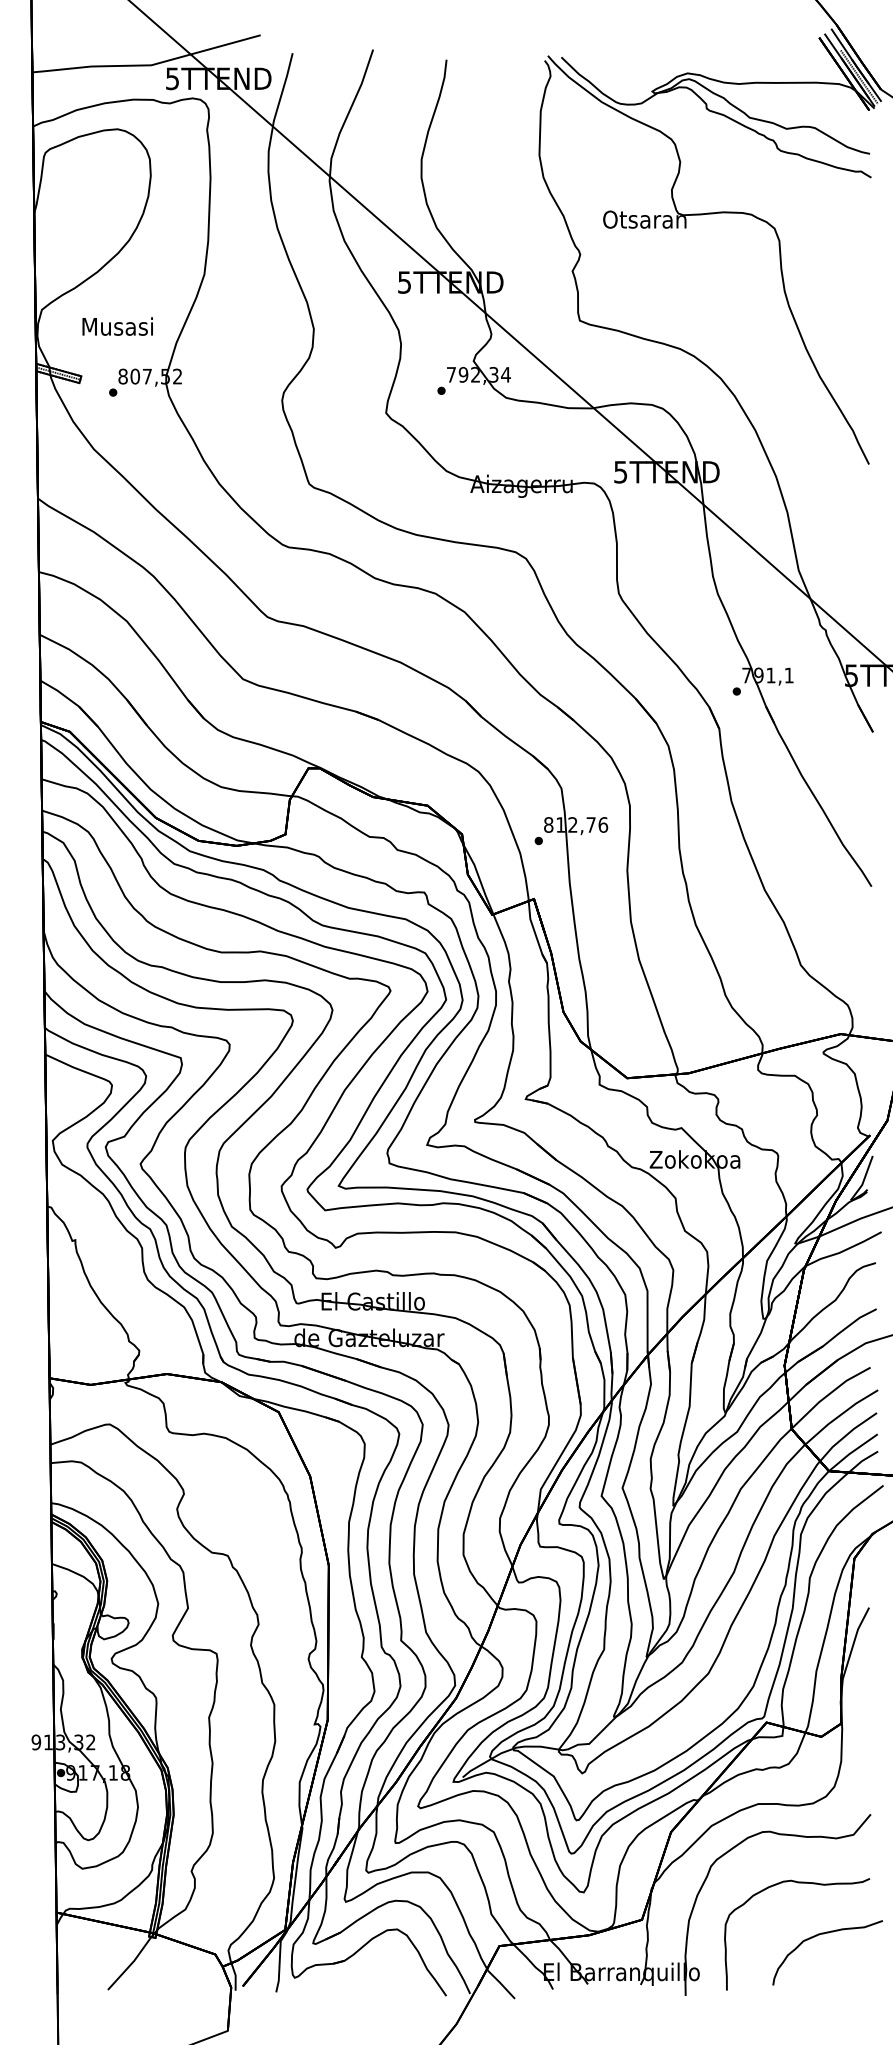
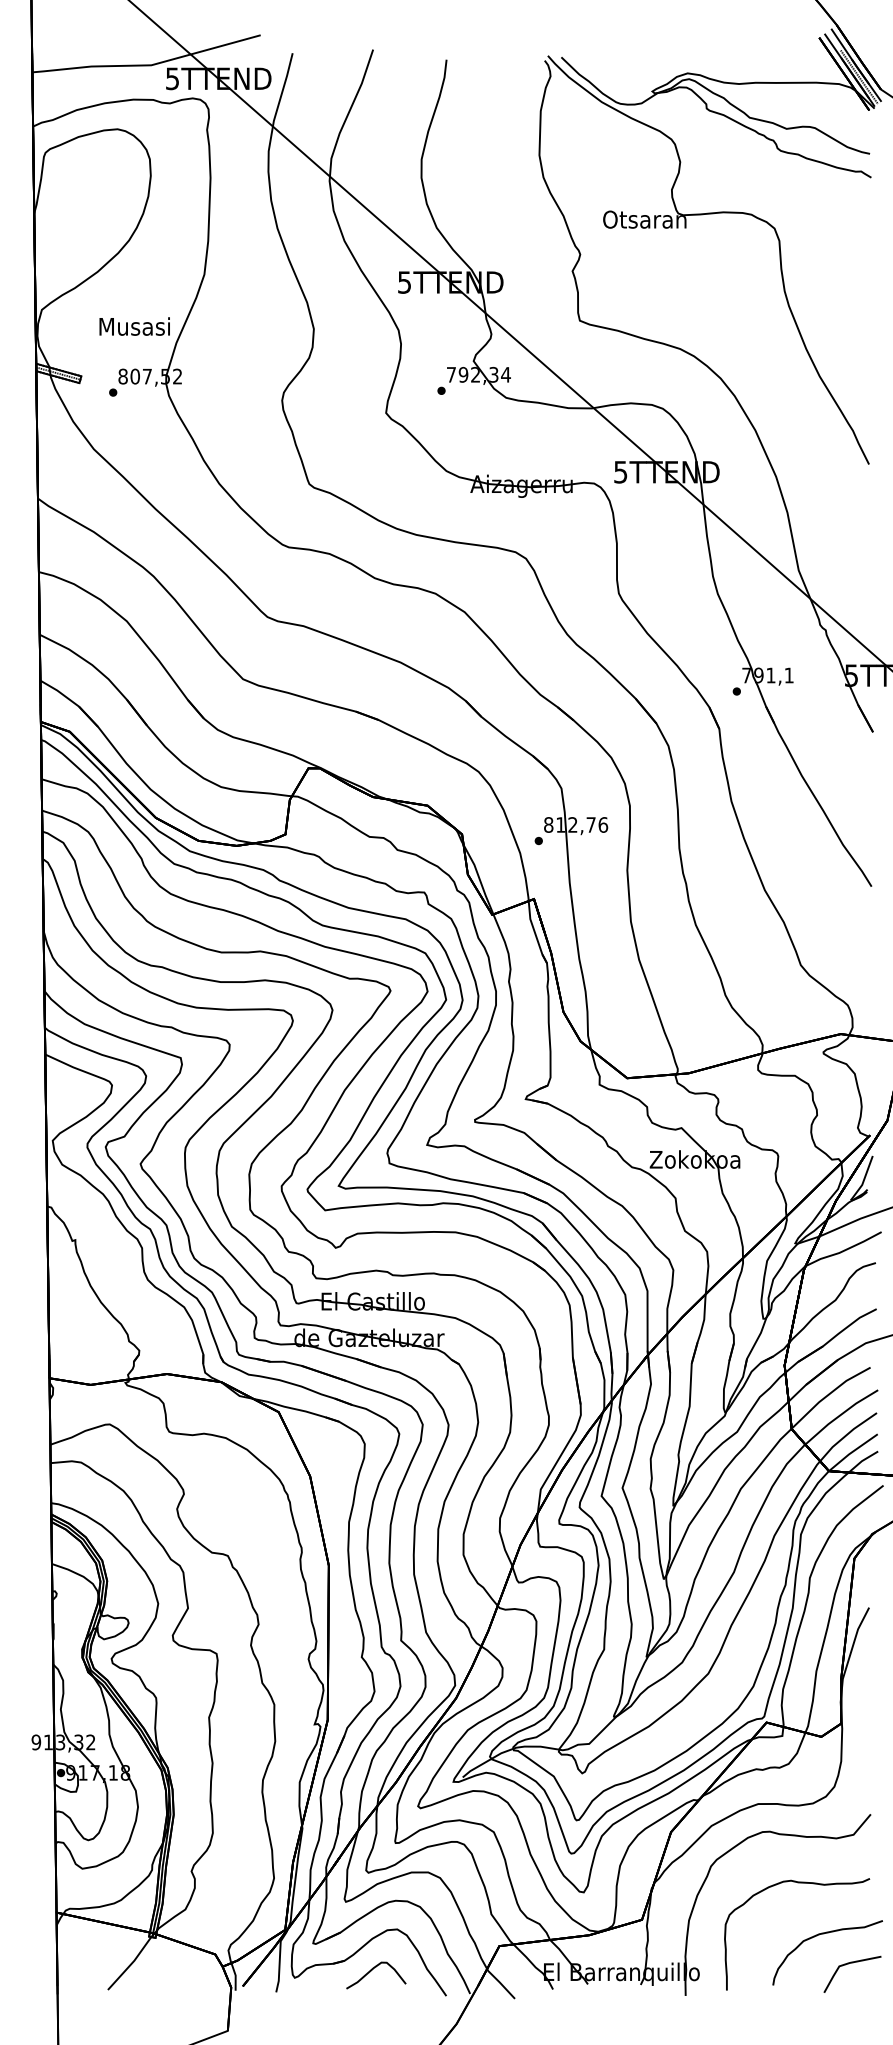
text position: (117, 326) -> (134, 326) (134, 326)
line: none -> present (848, 1964)
curve: none -> present (372, 1970)
